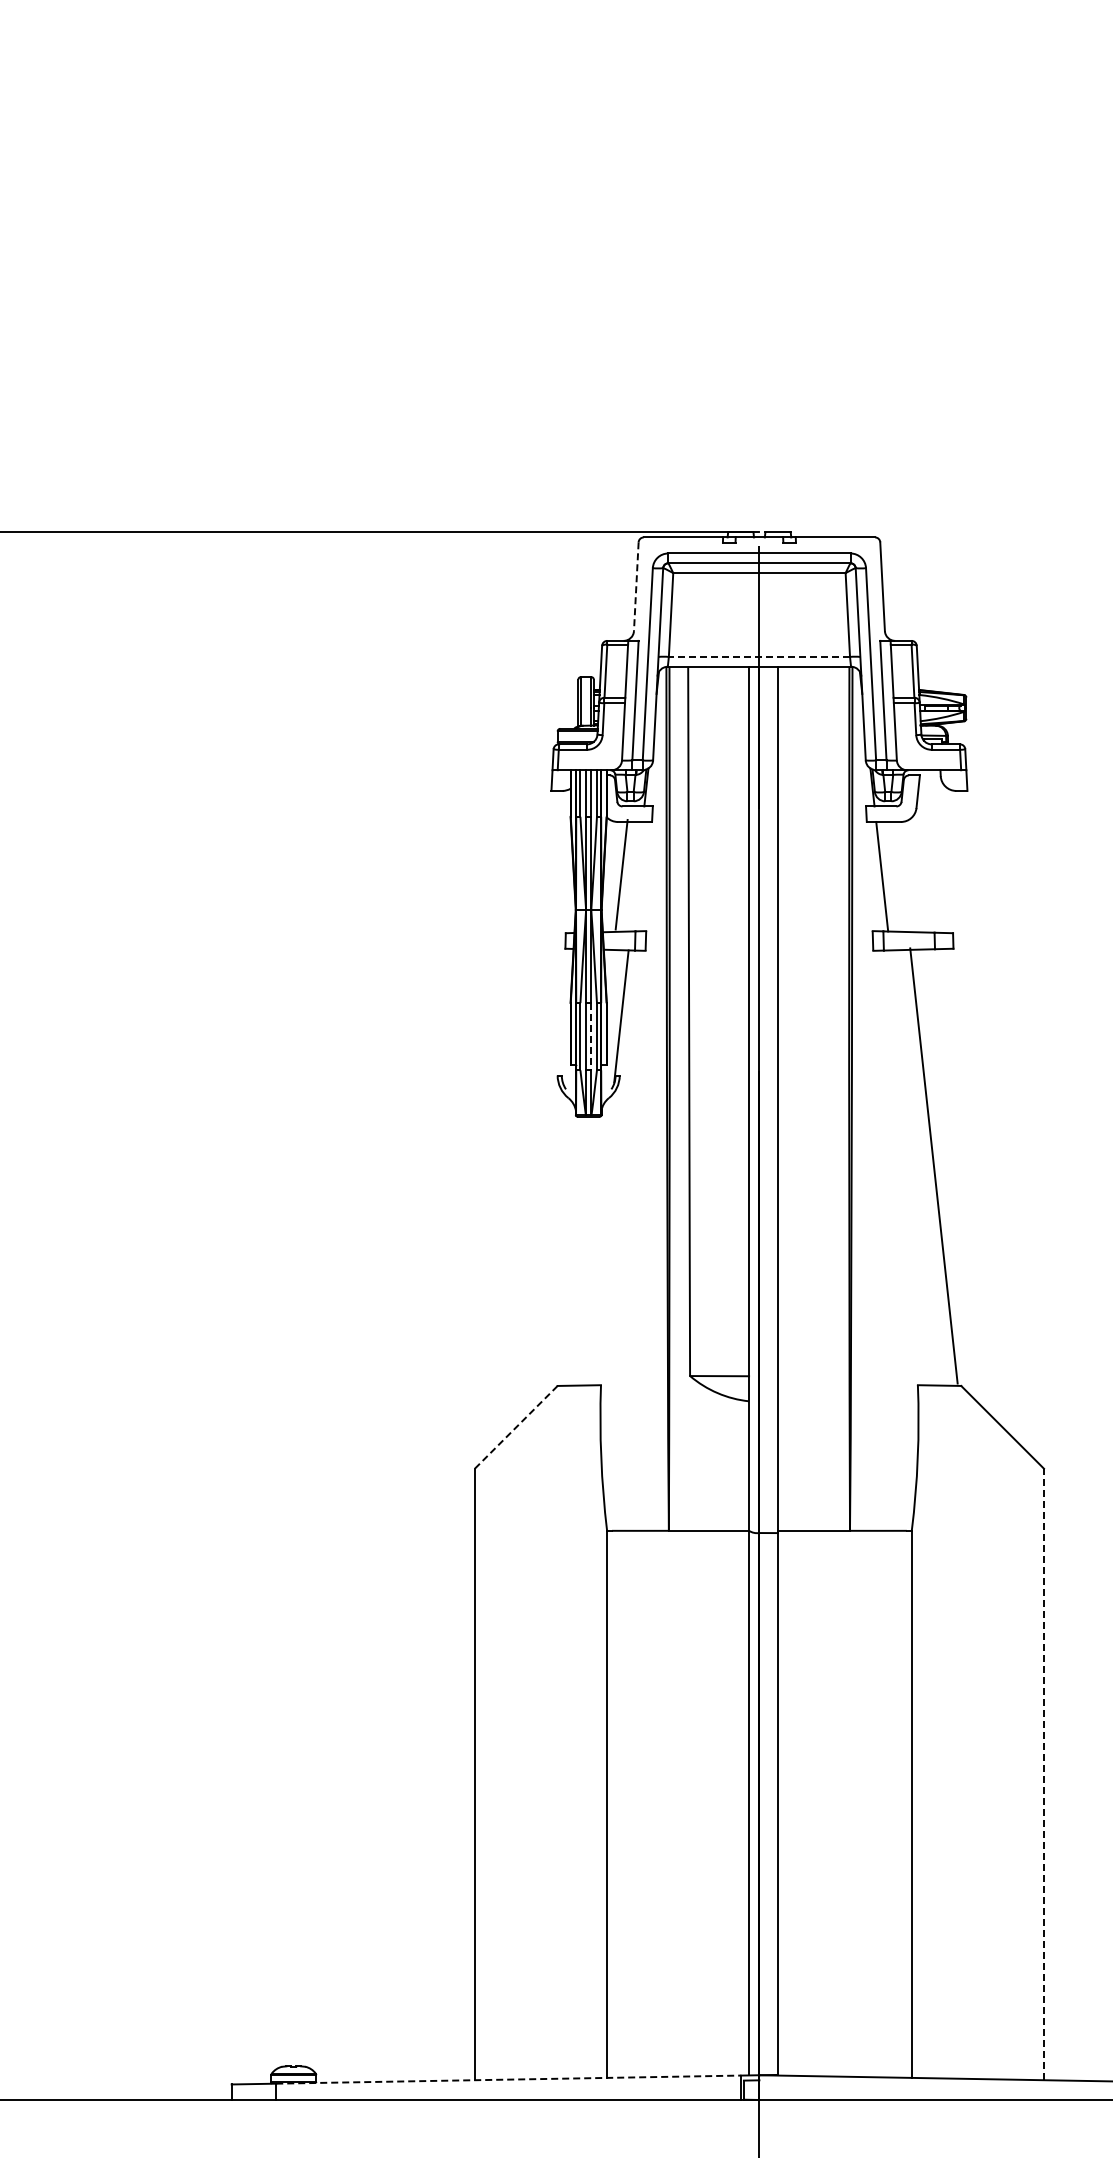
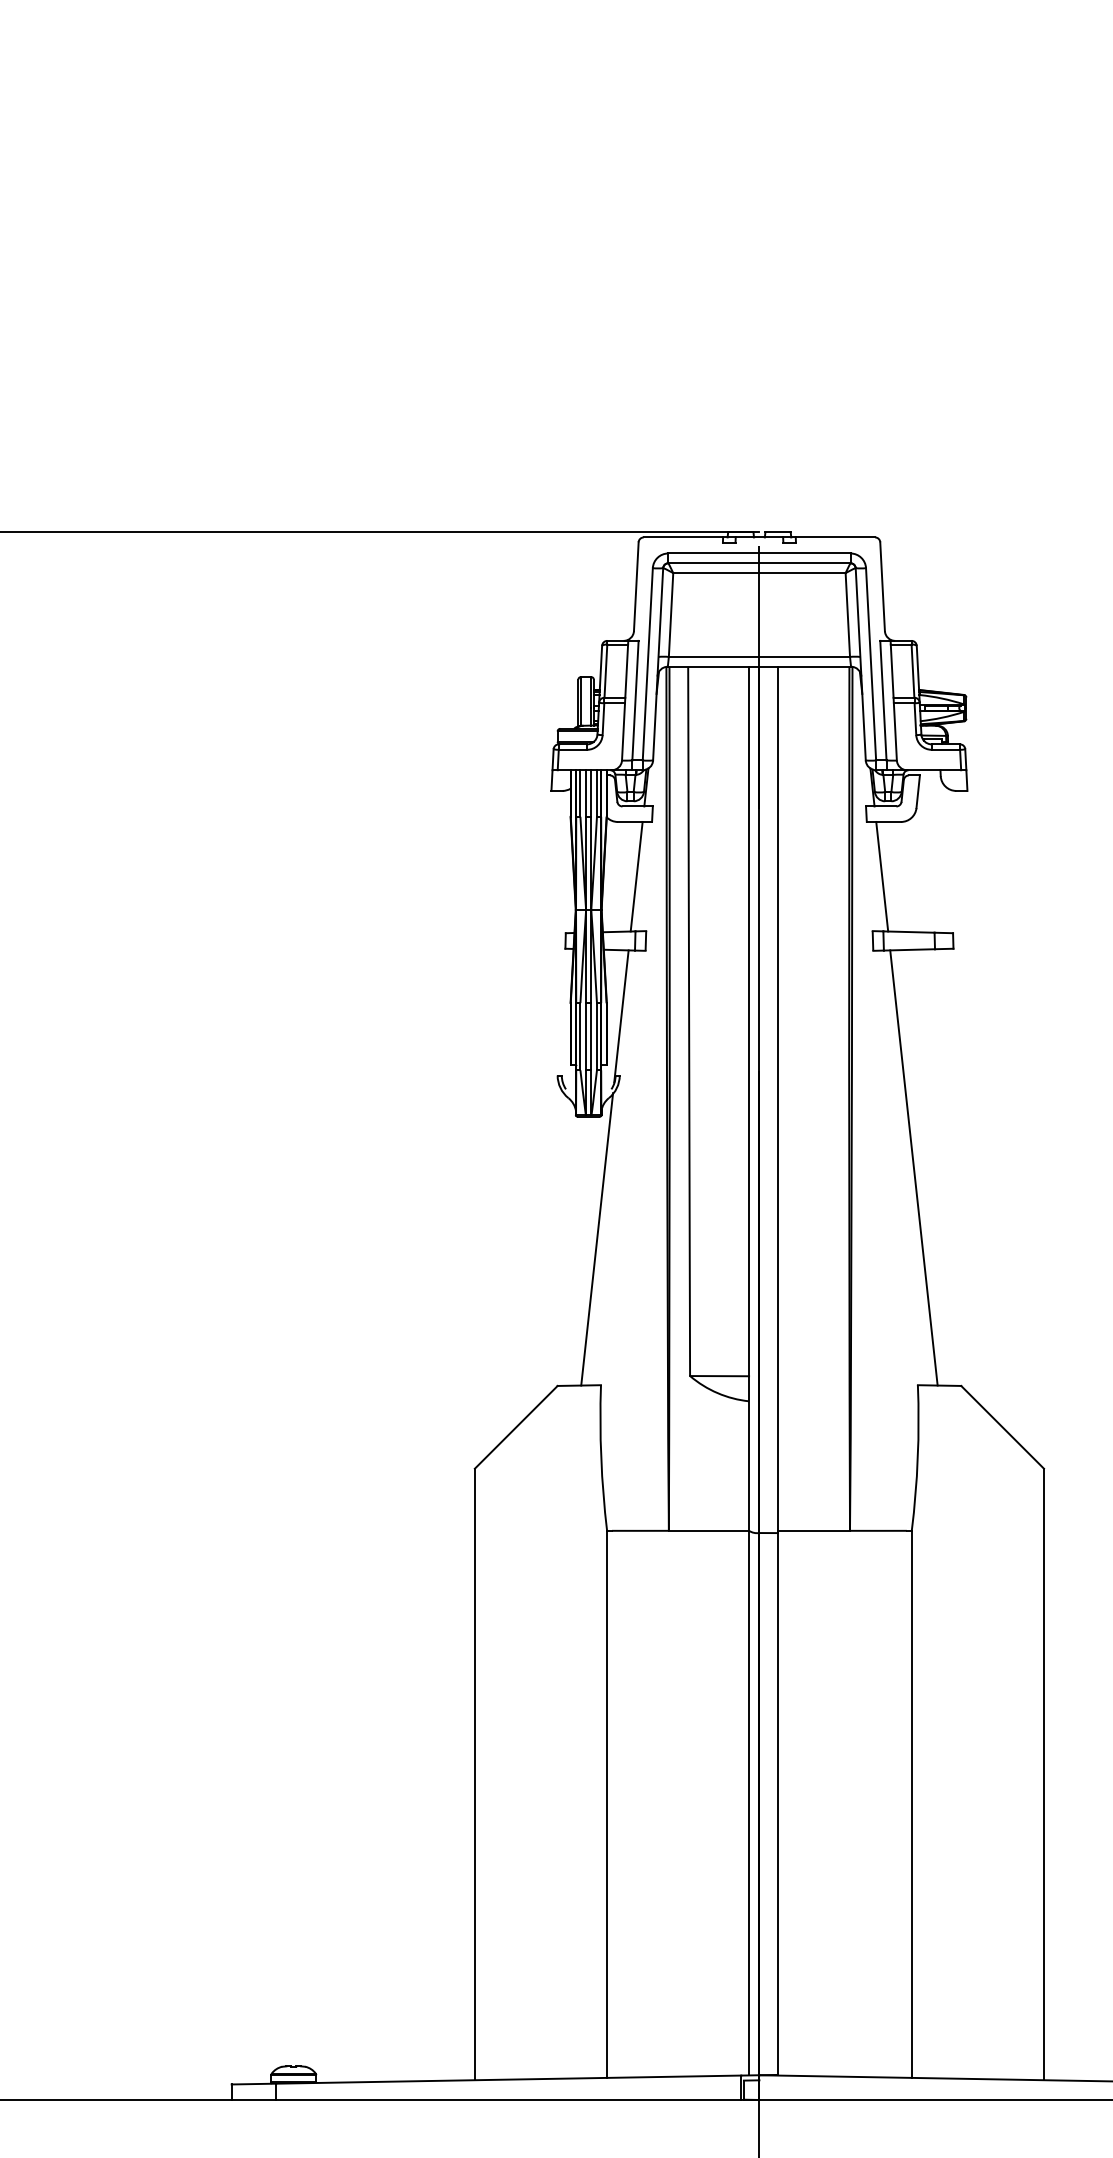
line: dashed -> solid (636, 587)
line: dashed -> solid (759, 656)
line position: (621, 874) -> (636, 876) (636, 876)
line: dashed -> solid (591, 1036)
line position: (933, 1165) -> (913, 1167) (913, 1167)
line: none -> present (597, 1239)
line: dashed -> solid (516, 1427)
line: dashed -> solid (1044, 1774)
line: dashed -> solid (508, 2079)
